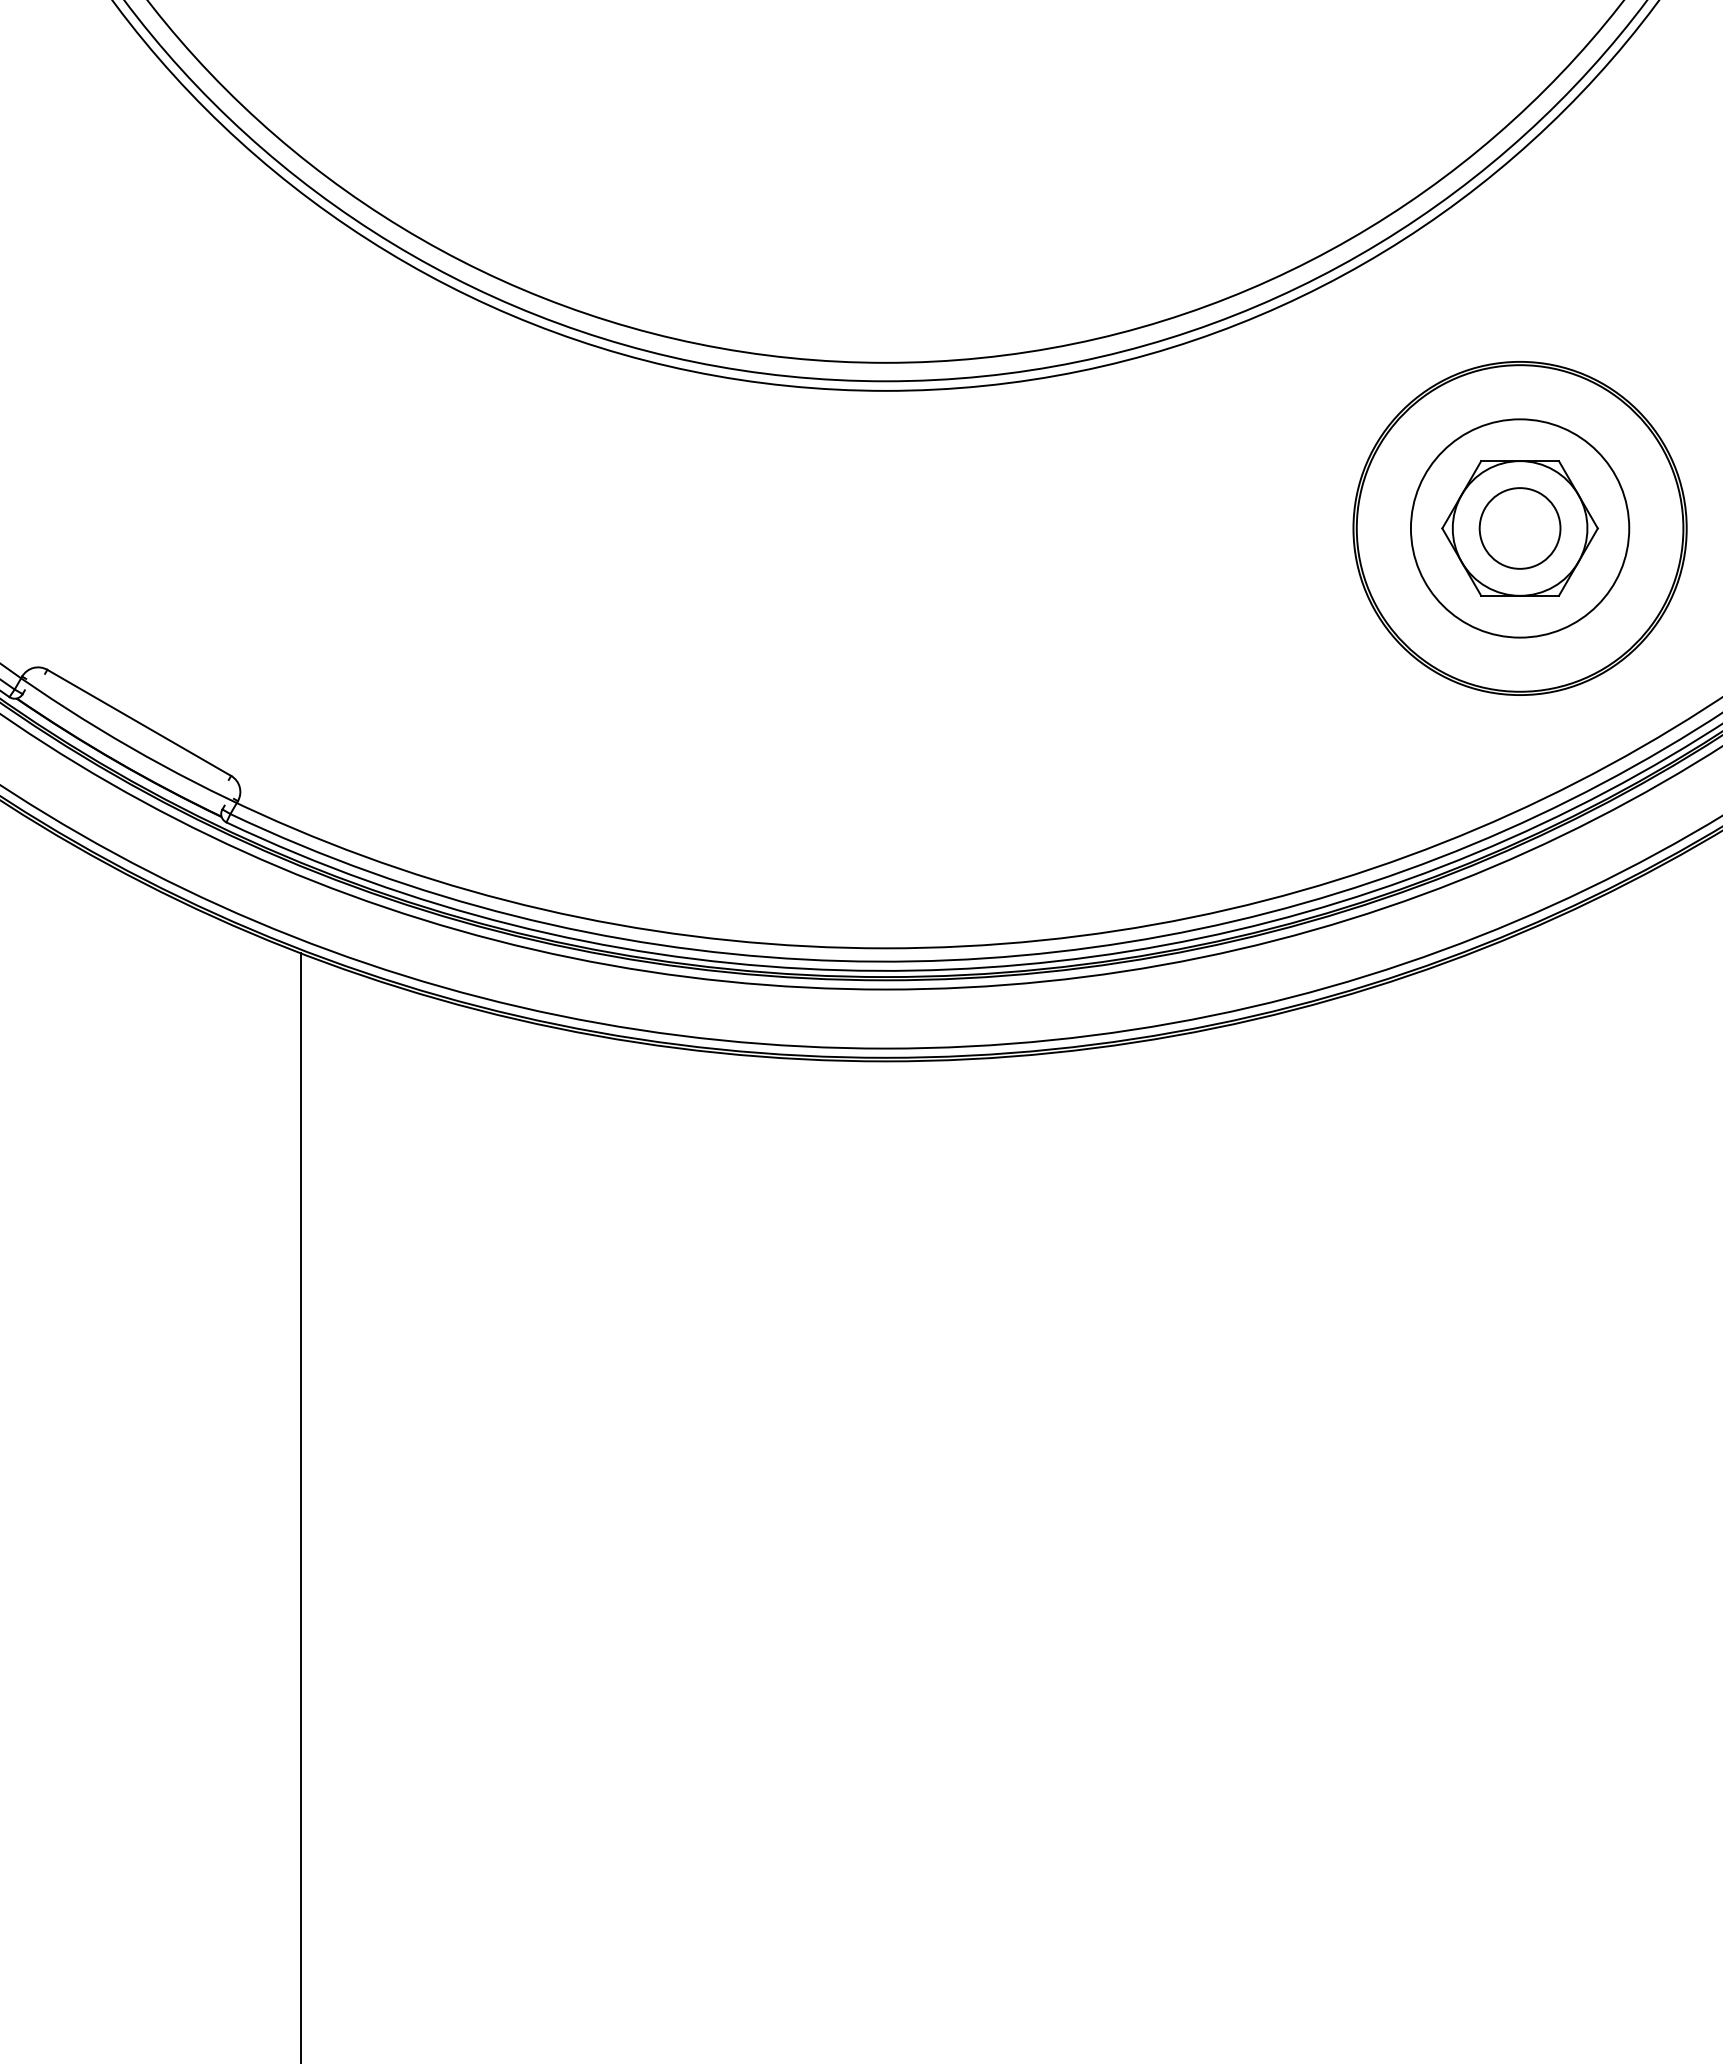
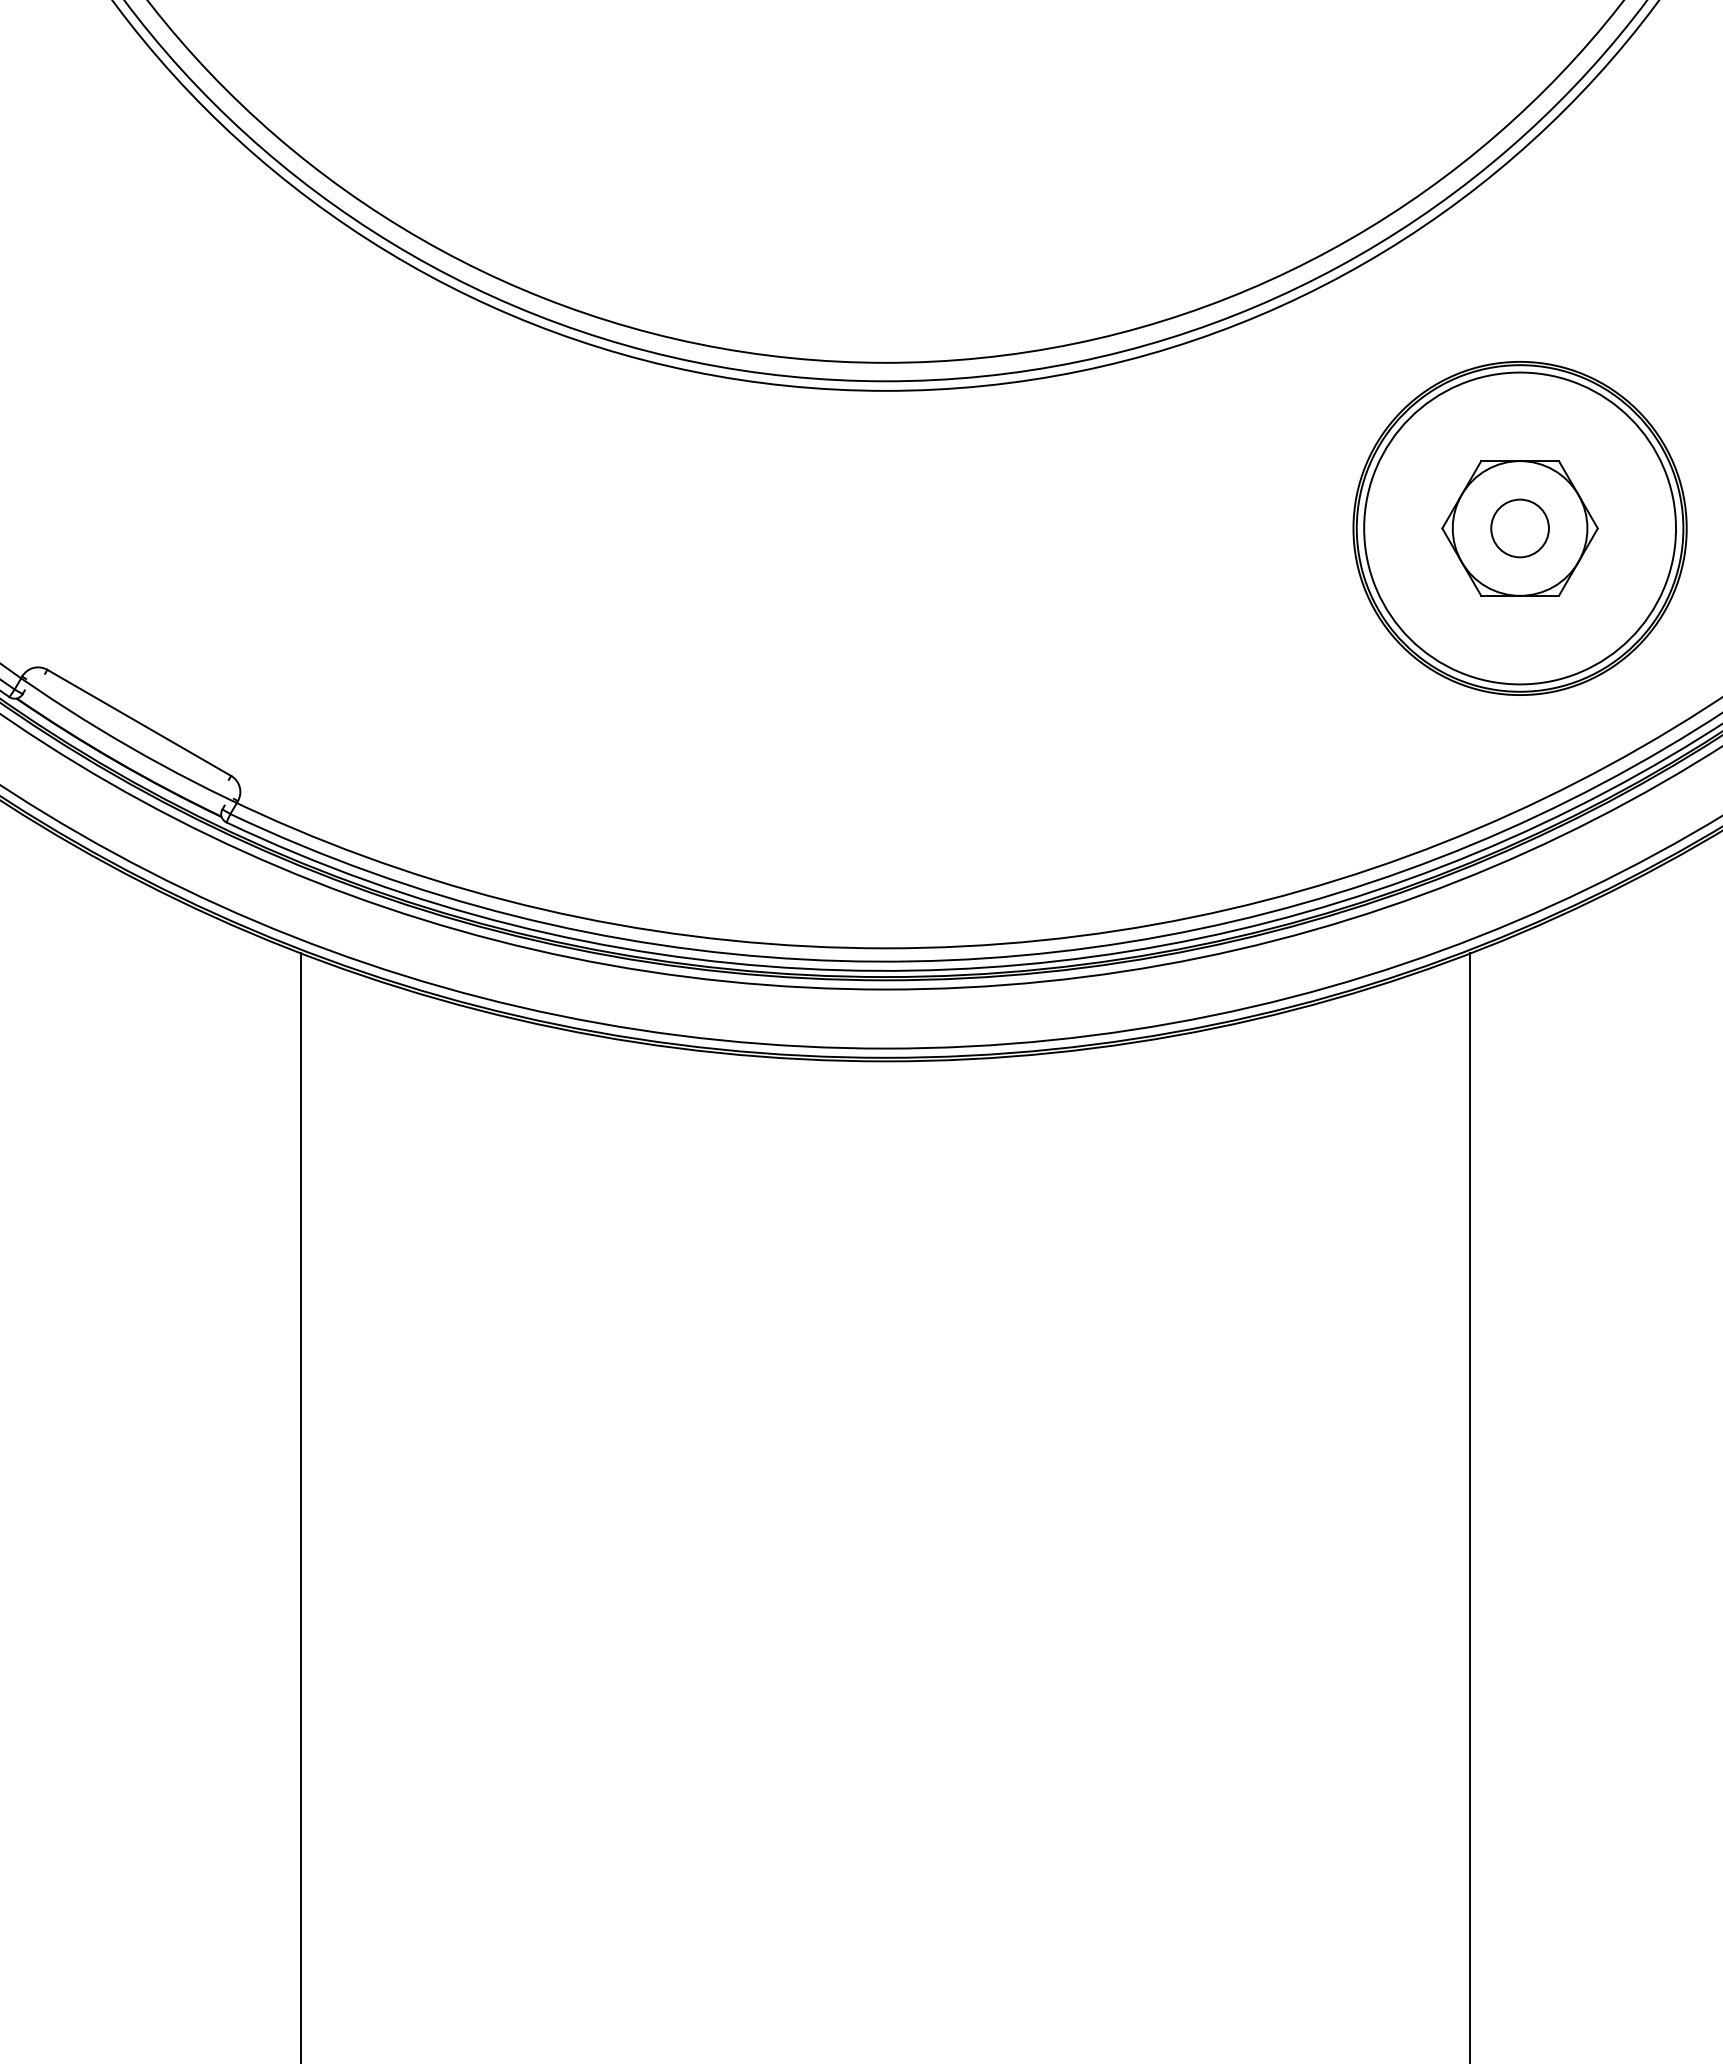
circle diameter: 218 px -> 312 px (1520, 528)
circle diameter: 81 px -> 58 px (1519, 528)
line: none -> present (1470, 1506)
